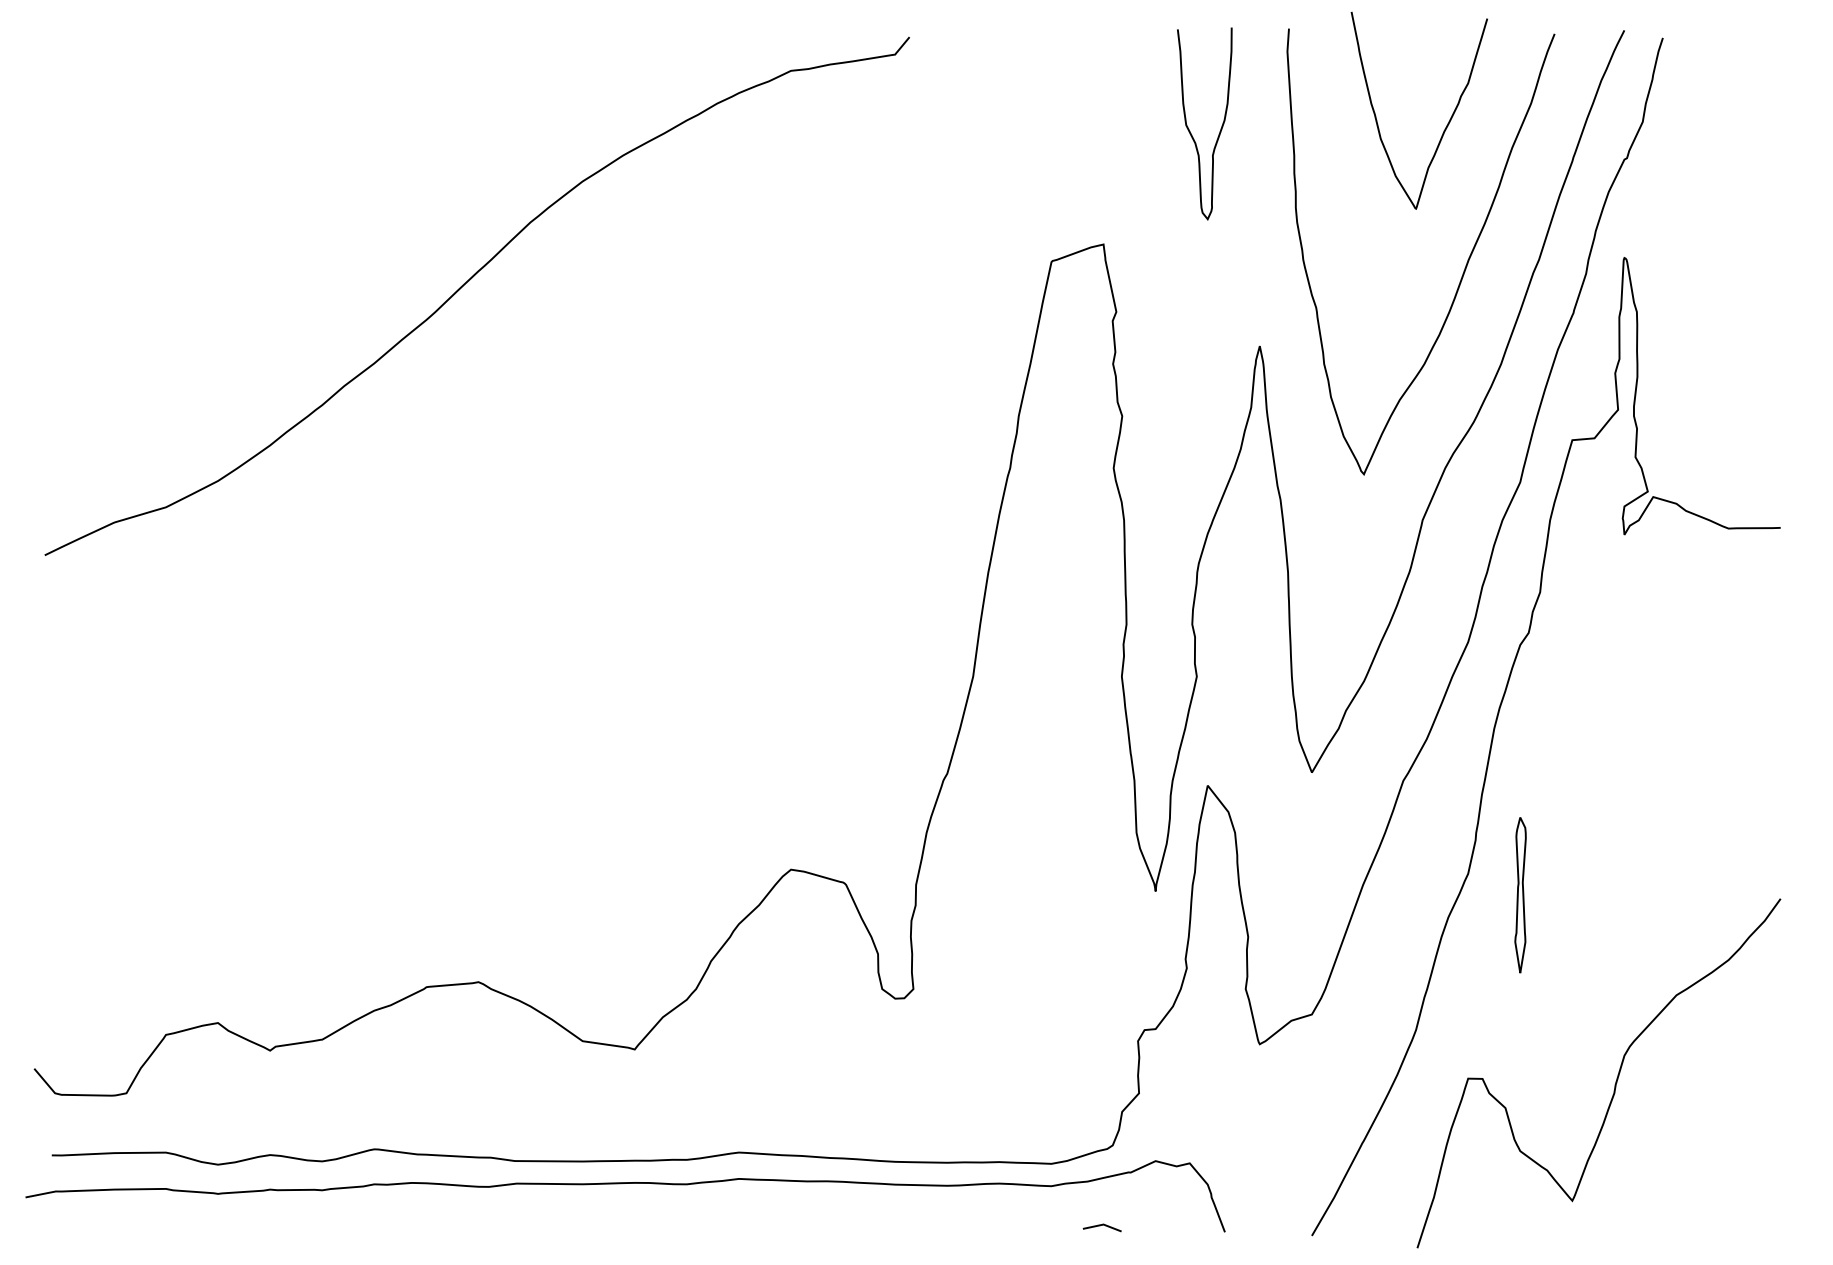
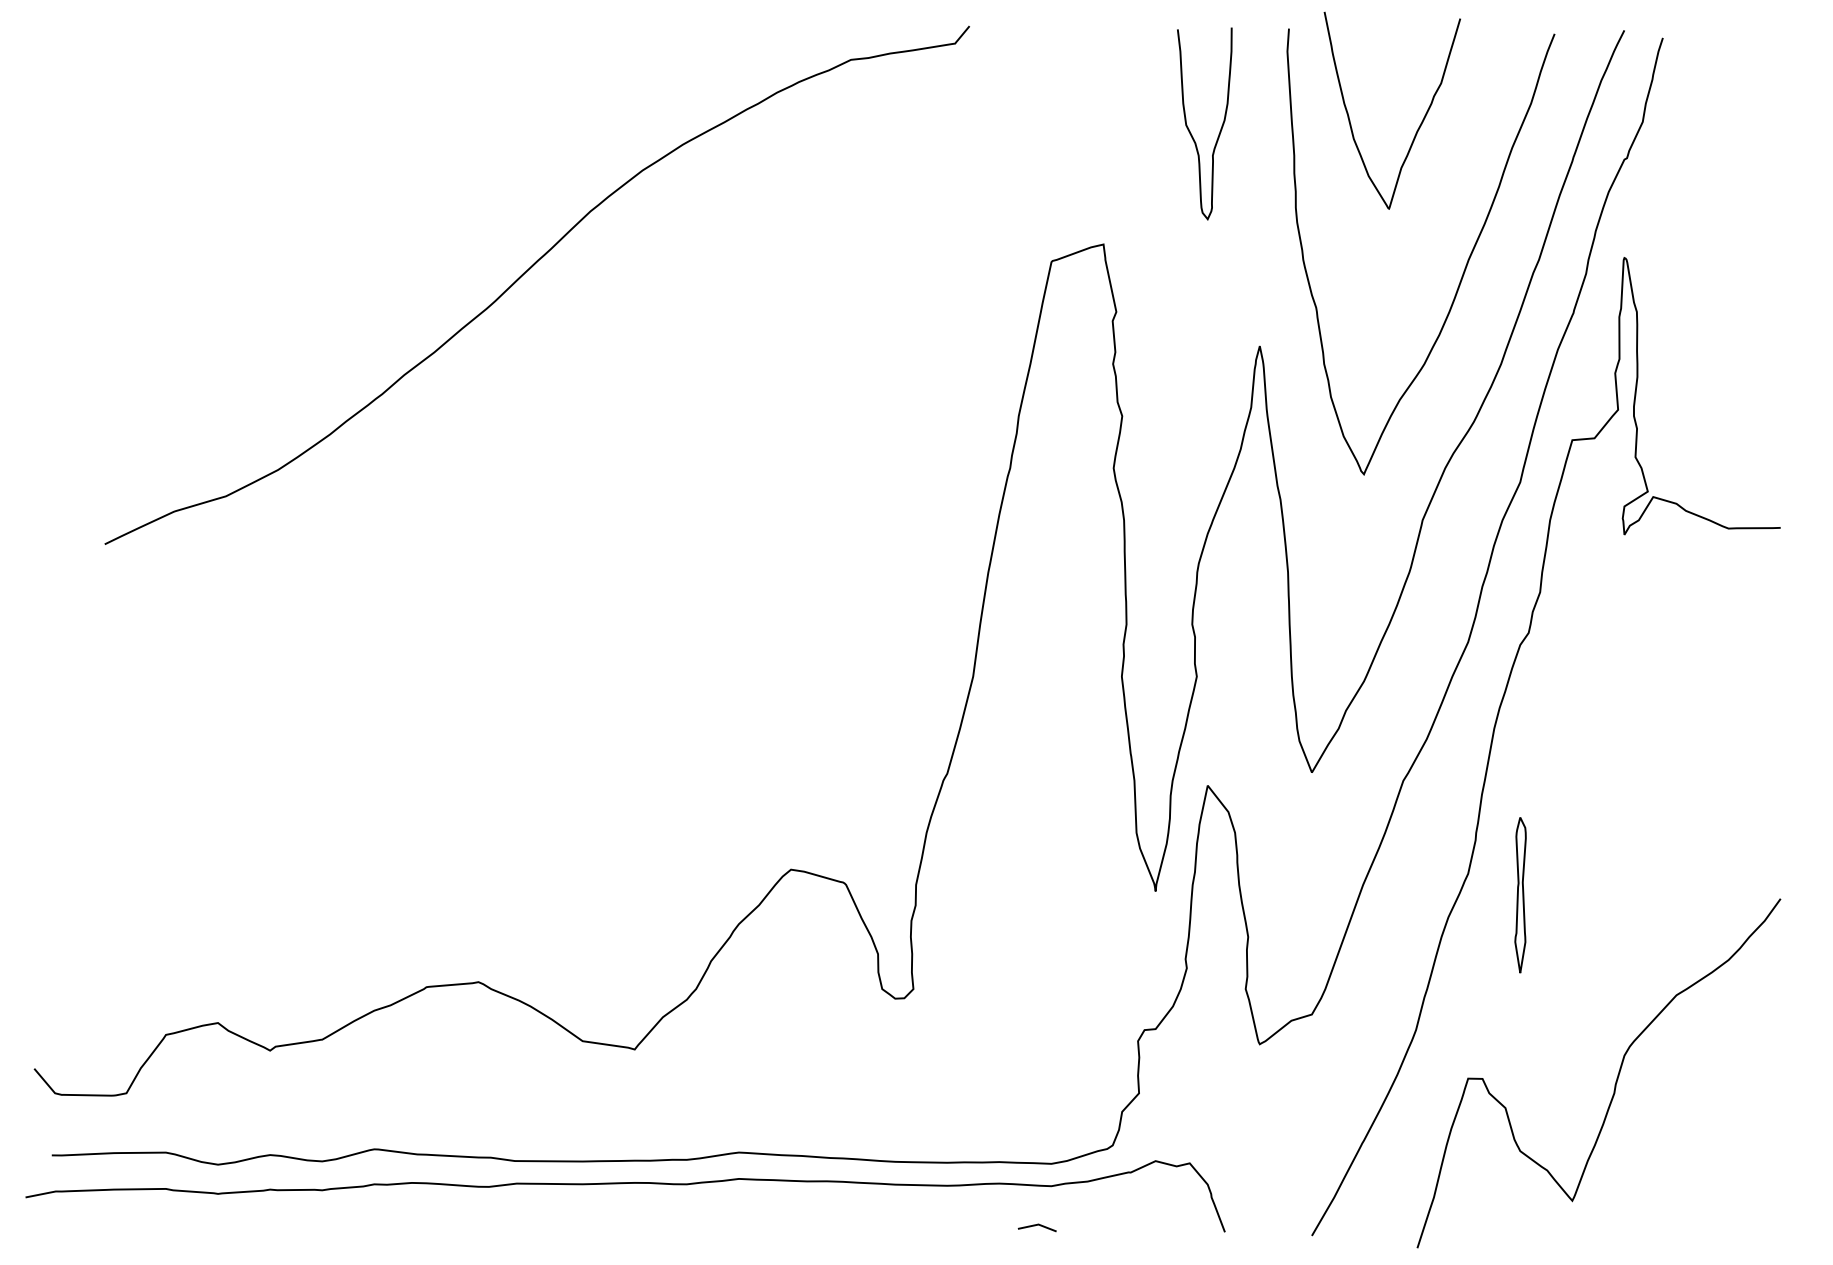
curve position: (1446, 125) -> (1419, 125) (1419, 125)
curve position: (465, 284) -> (525, 273) (525, 273)
line position: (1100, 1226) -> (1035, 1226) (1035, 1226)
